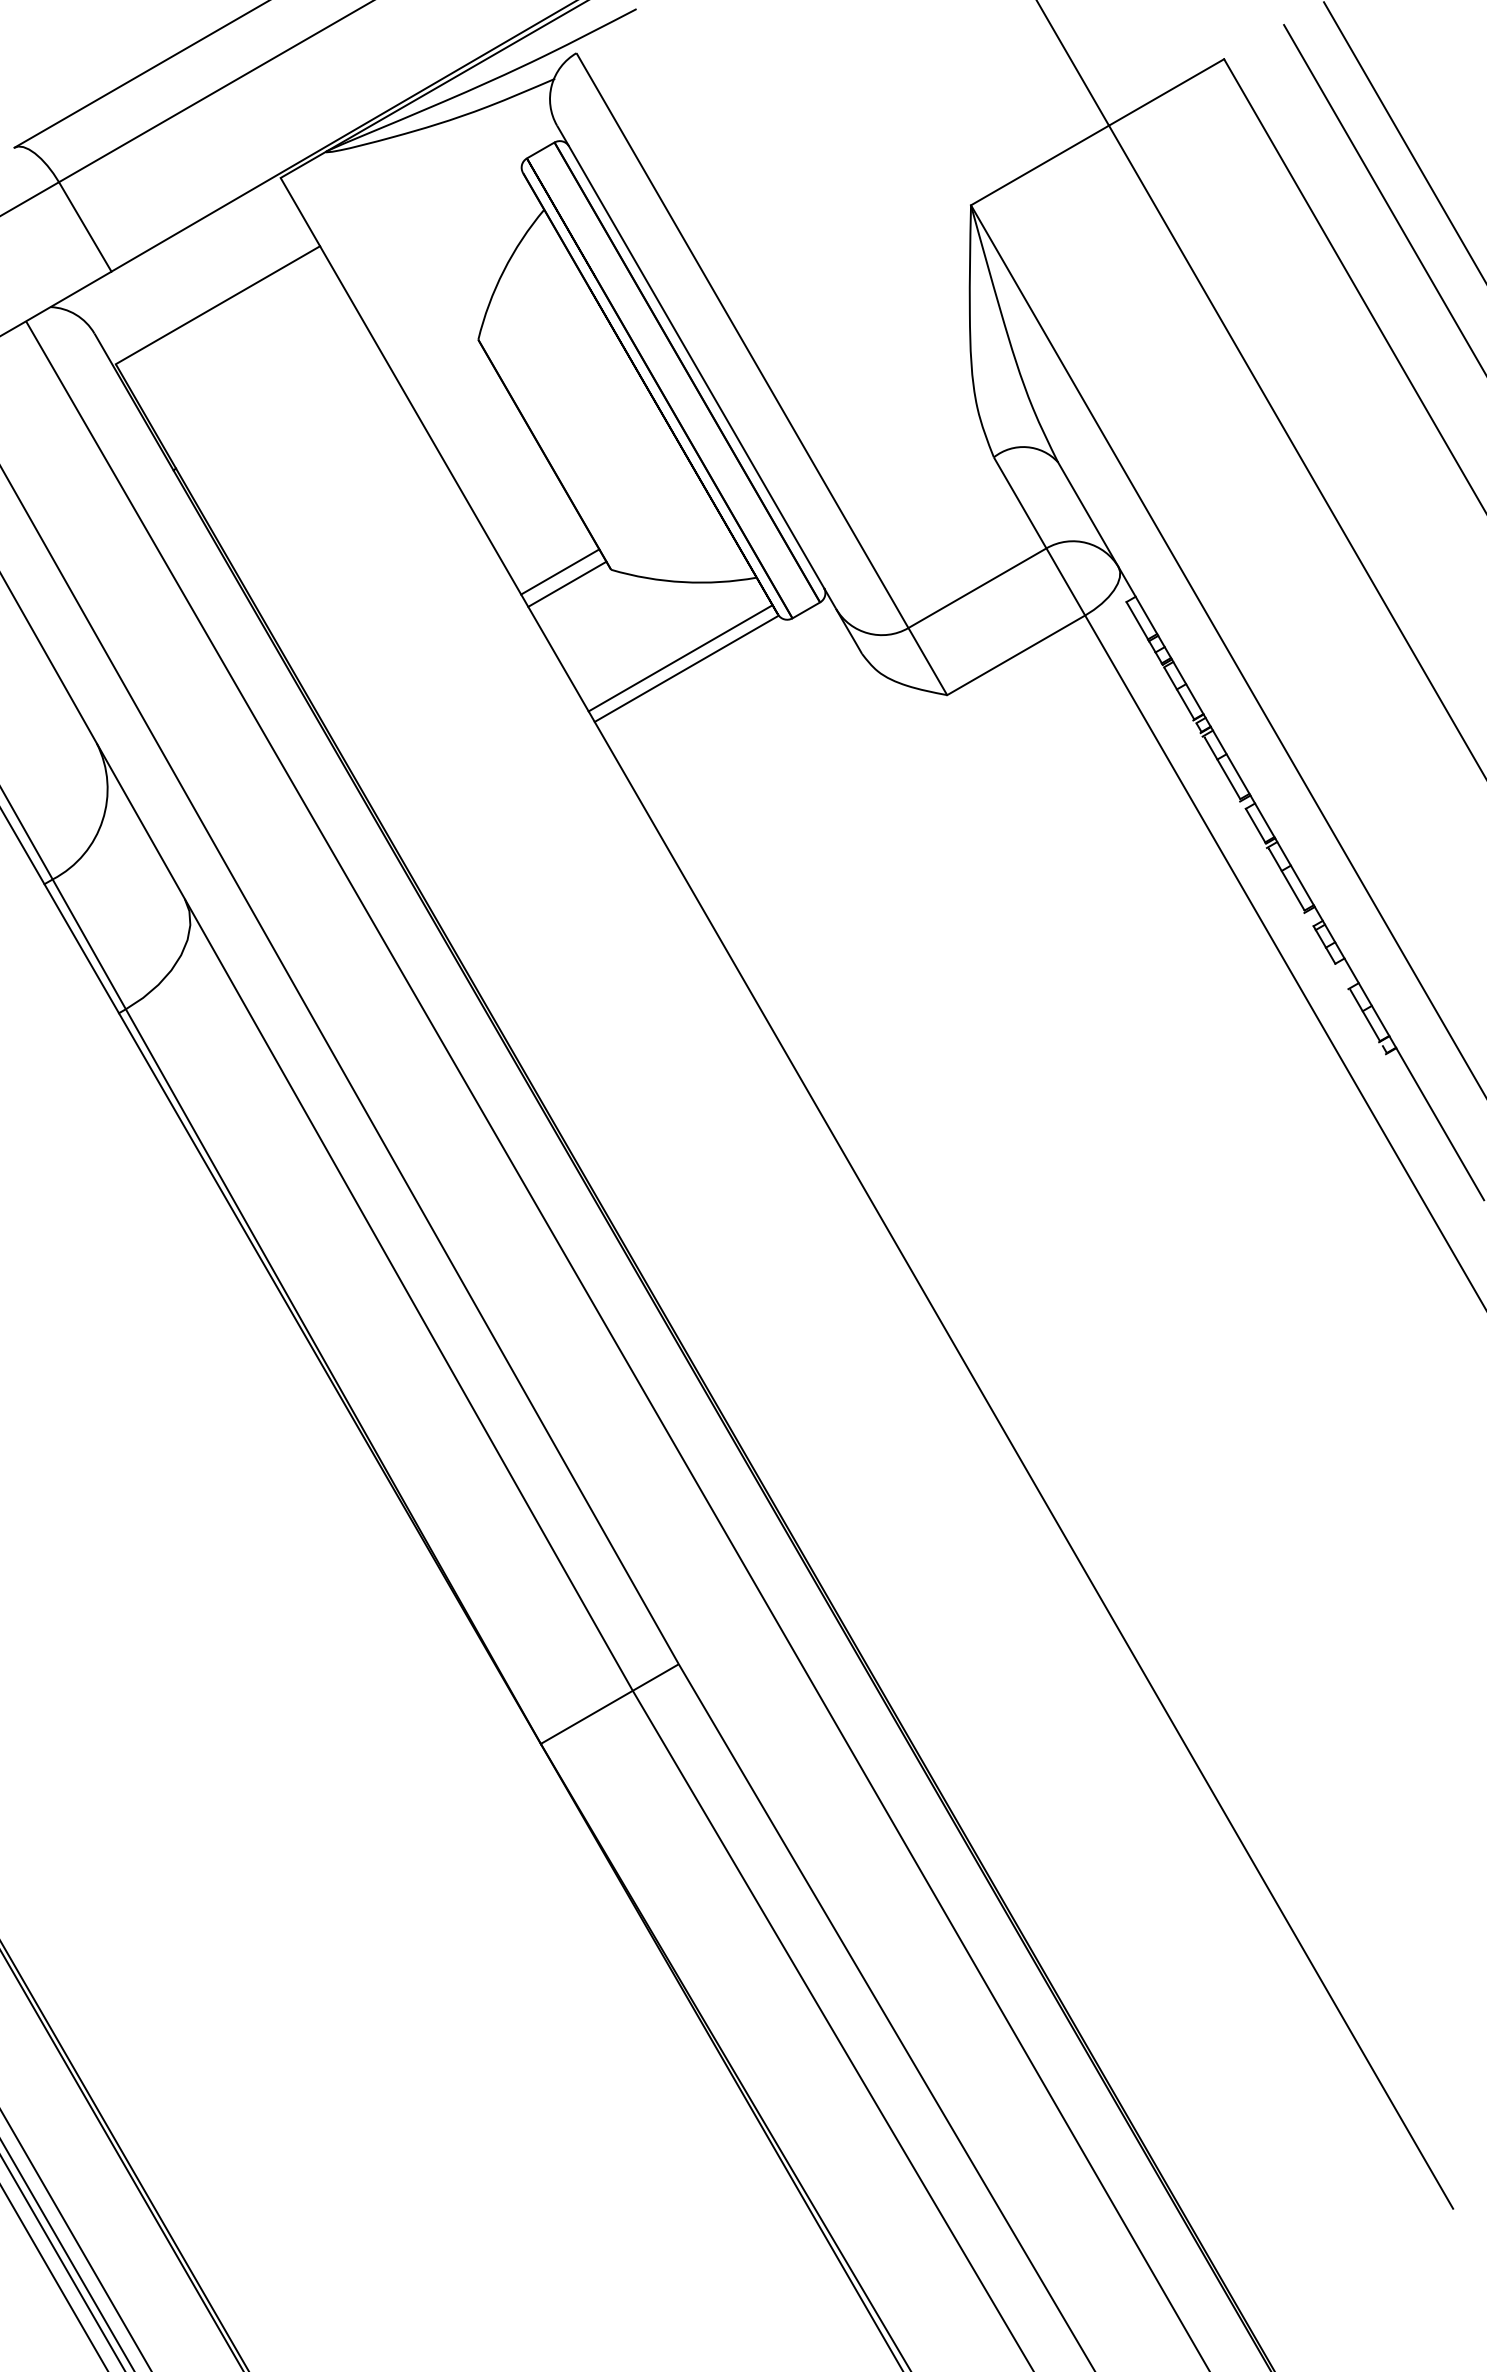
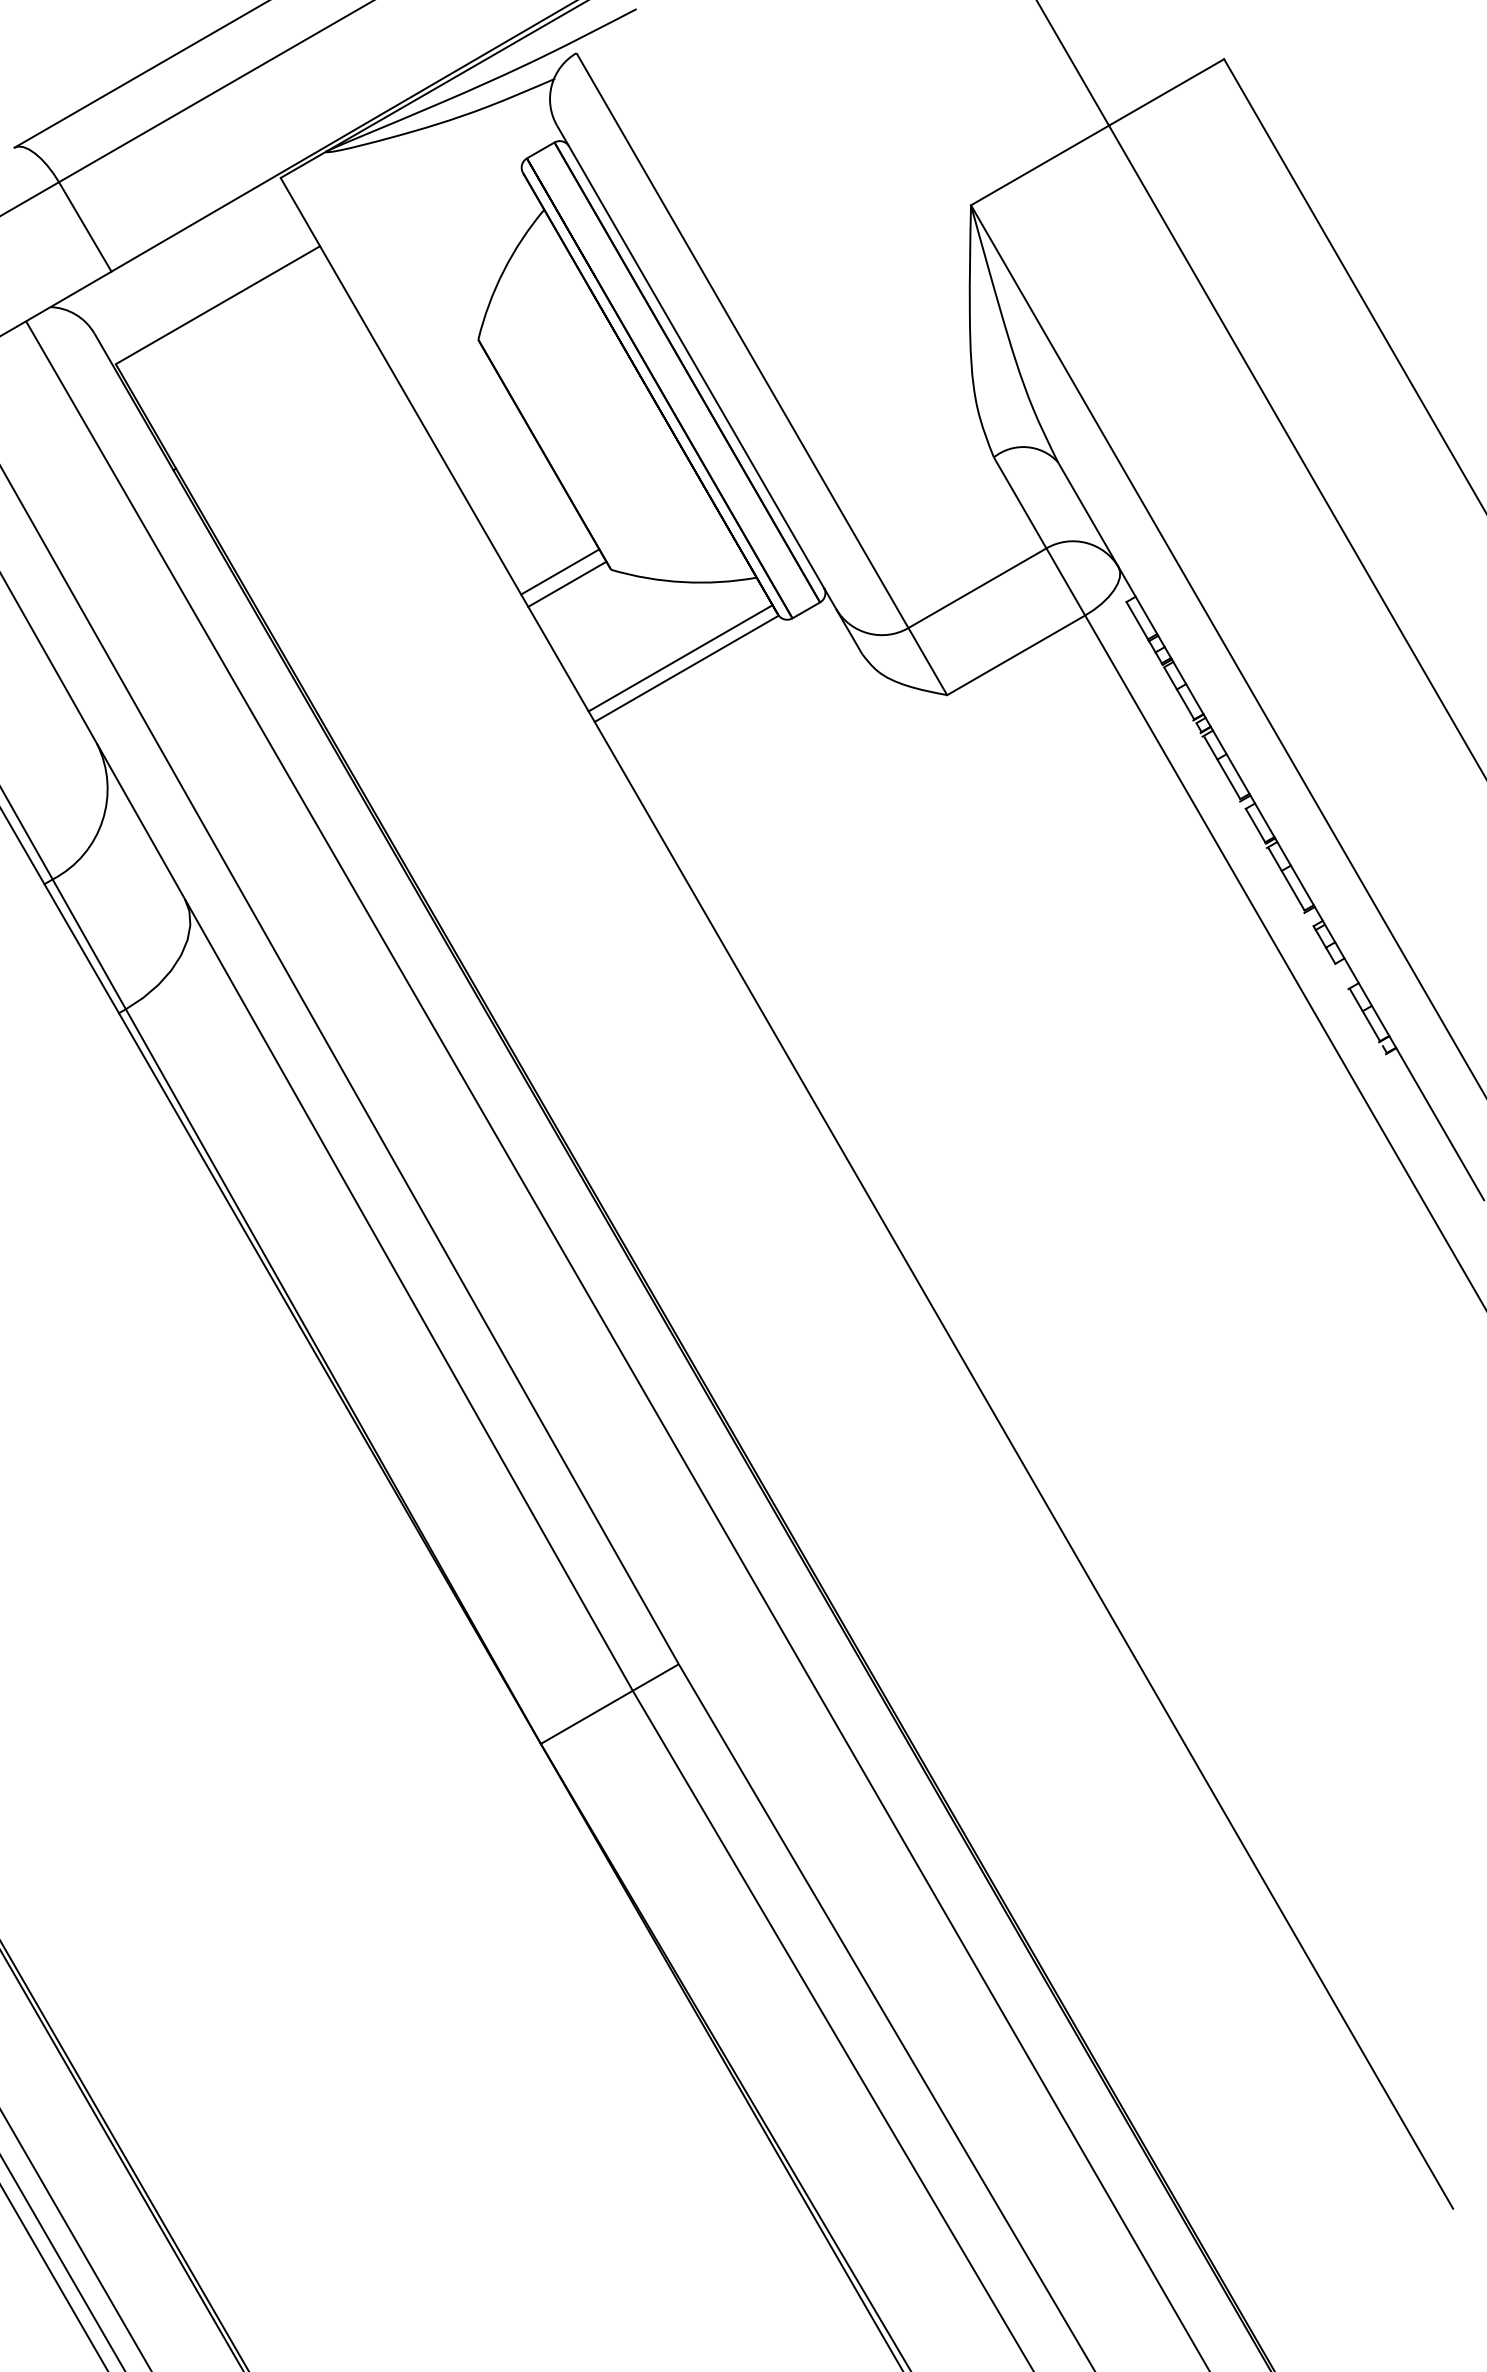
line: present -> none (1403, 140)
line: present -> none (1383, 197)
line: present -> none (67, 2254)
